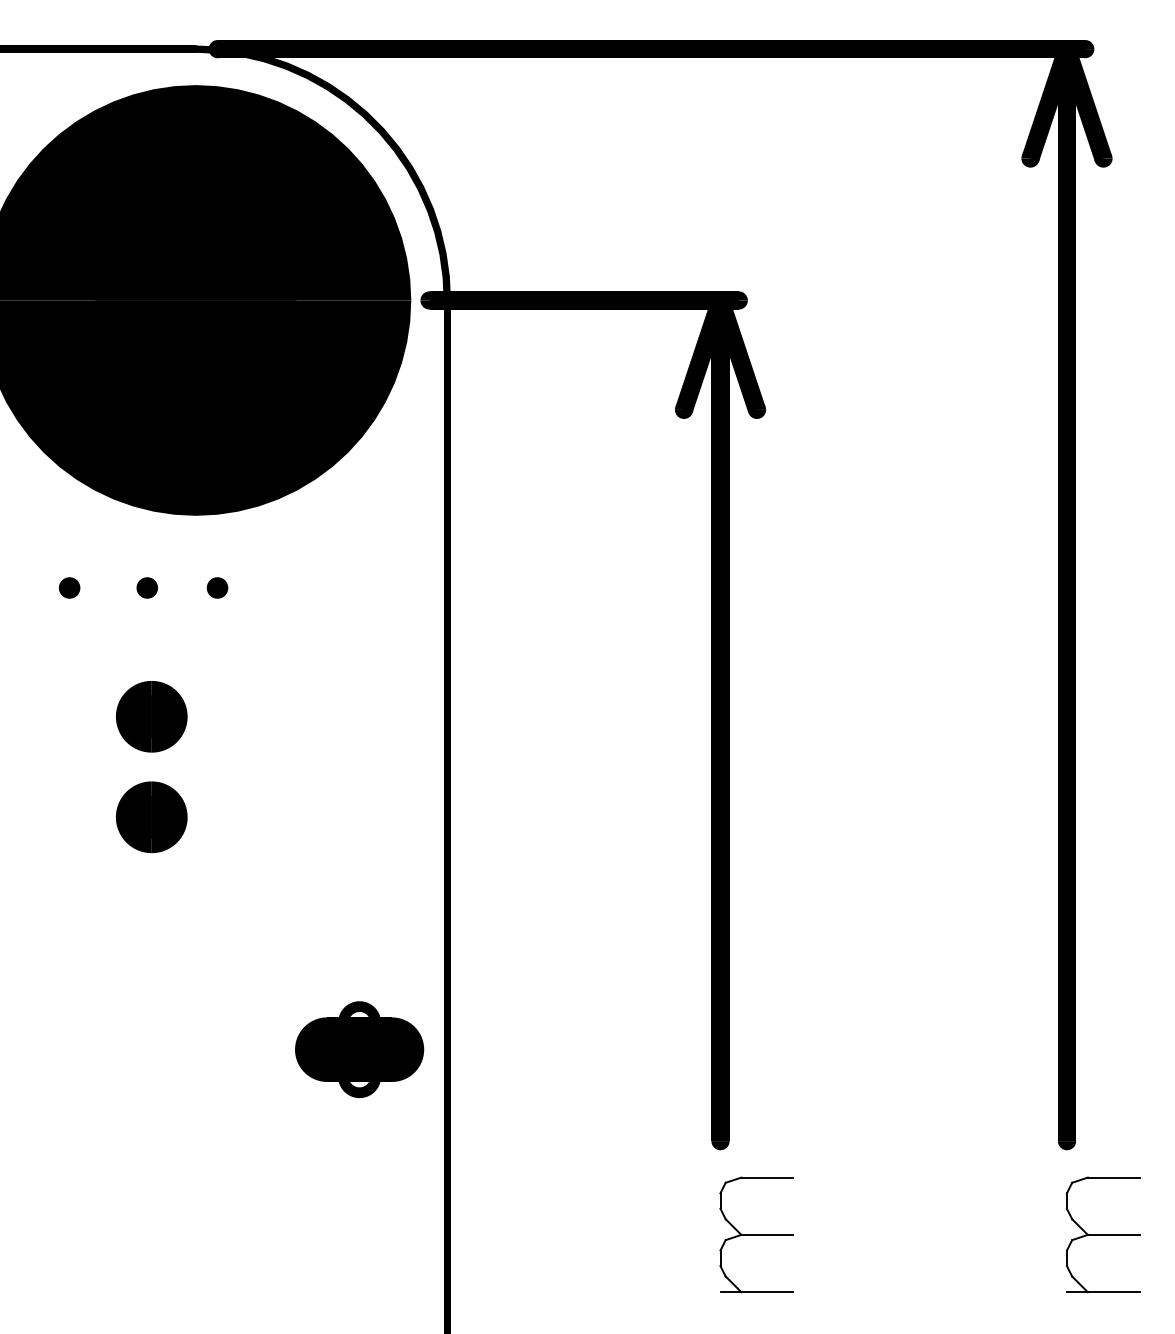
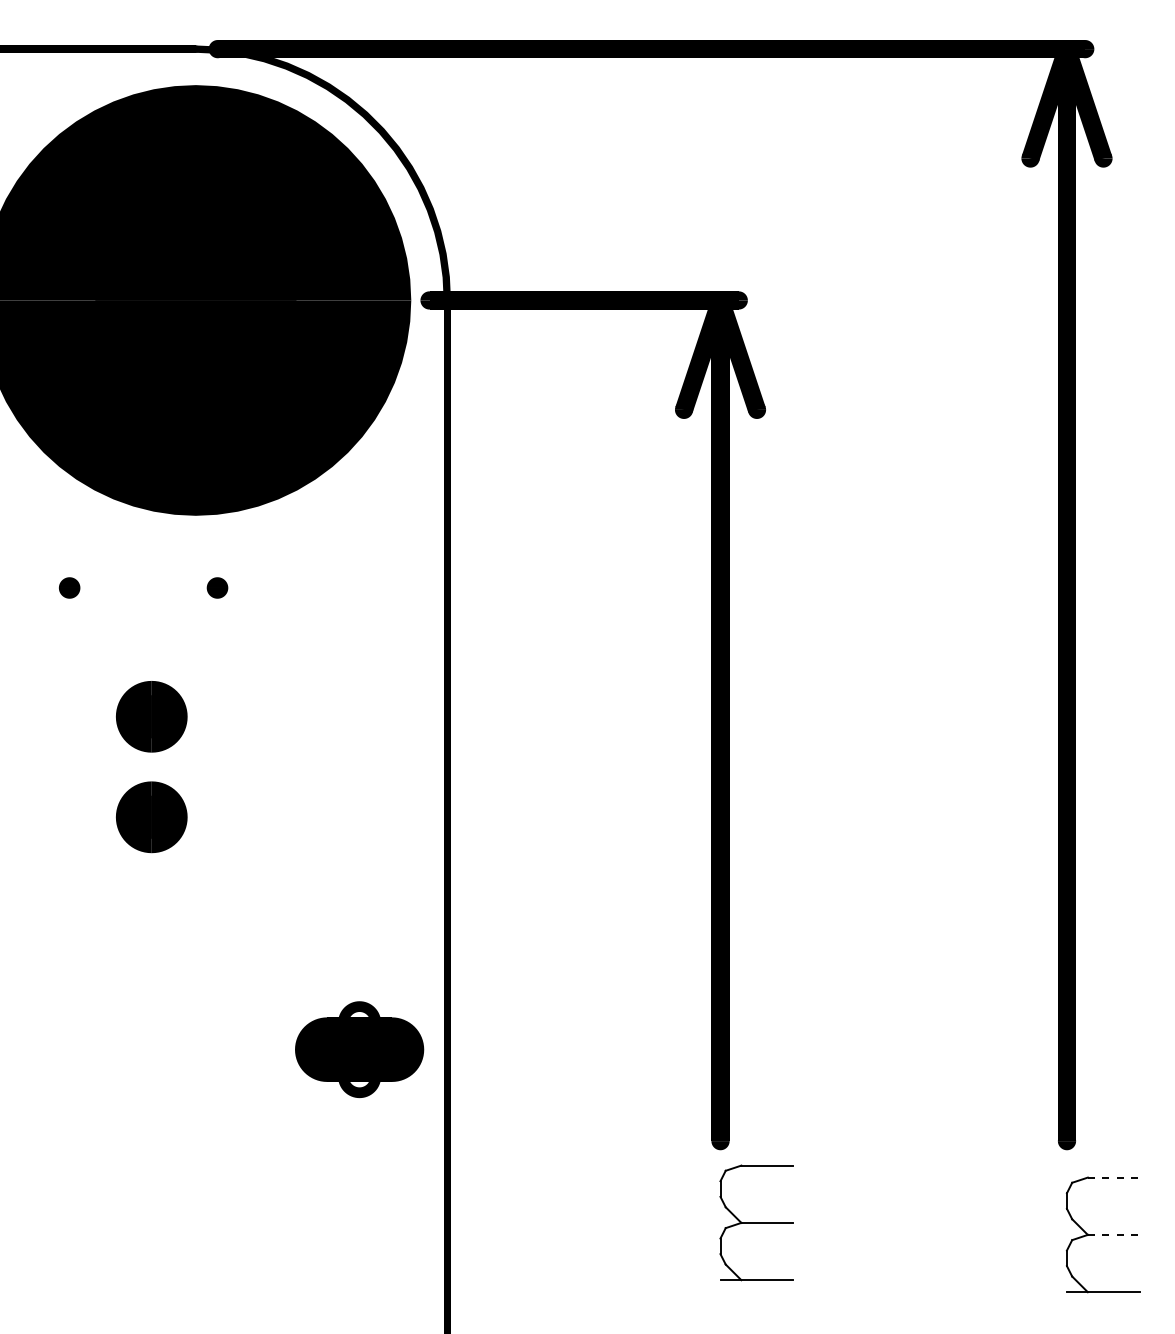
part: present -> none (146, 587)
line: solid -> dashed (1114, 1177)
part position: (756, 1234) -> (756, 1222) (756, 1222)
line: solid -> dashed (1114, 1234)
